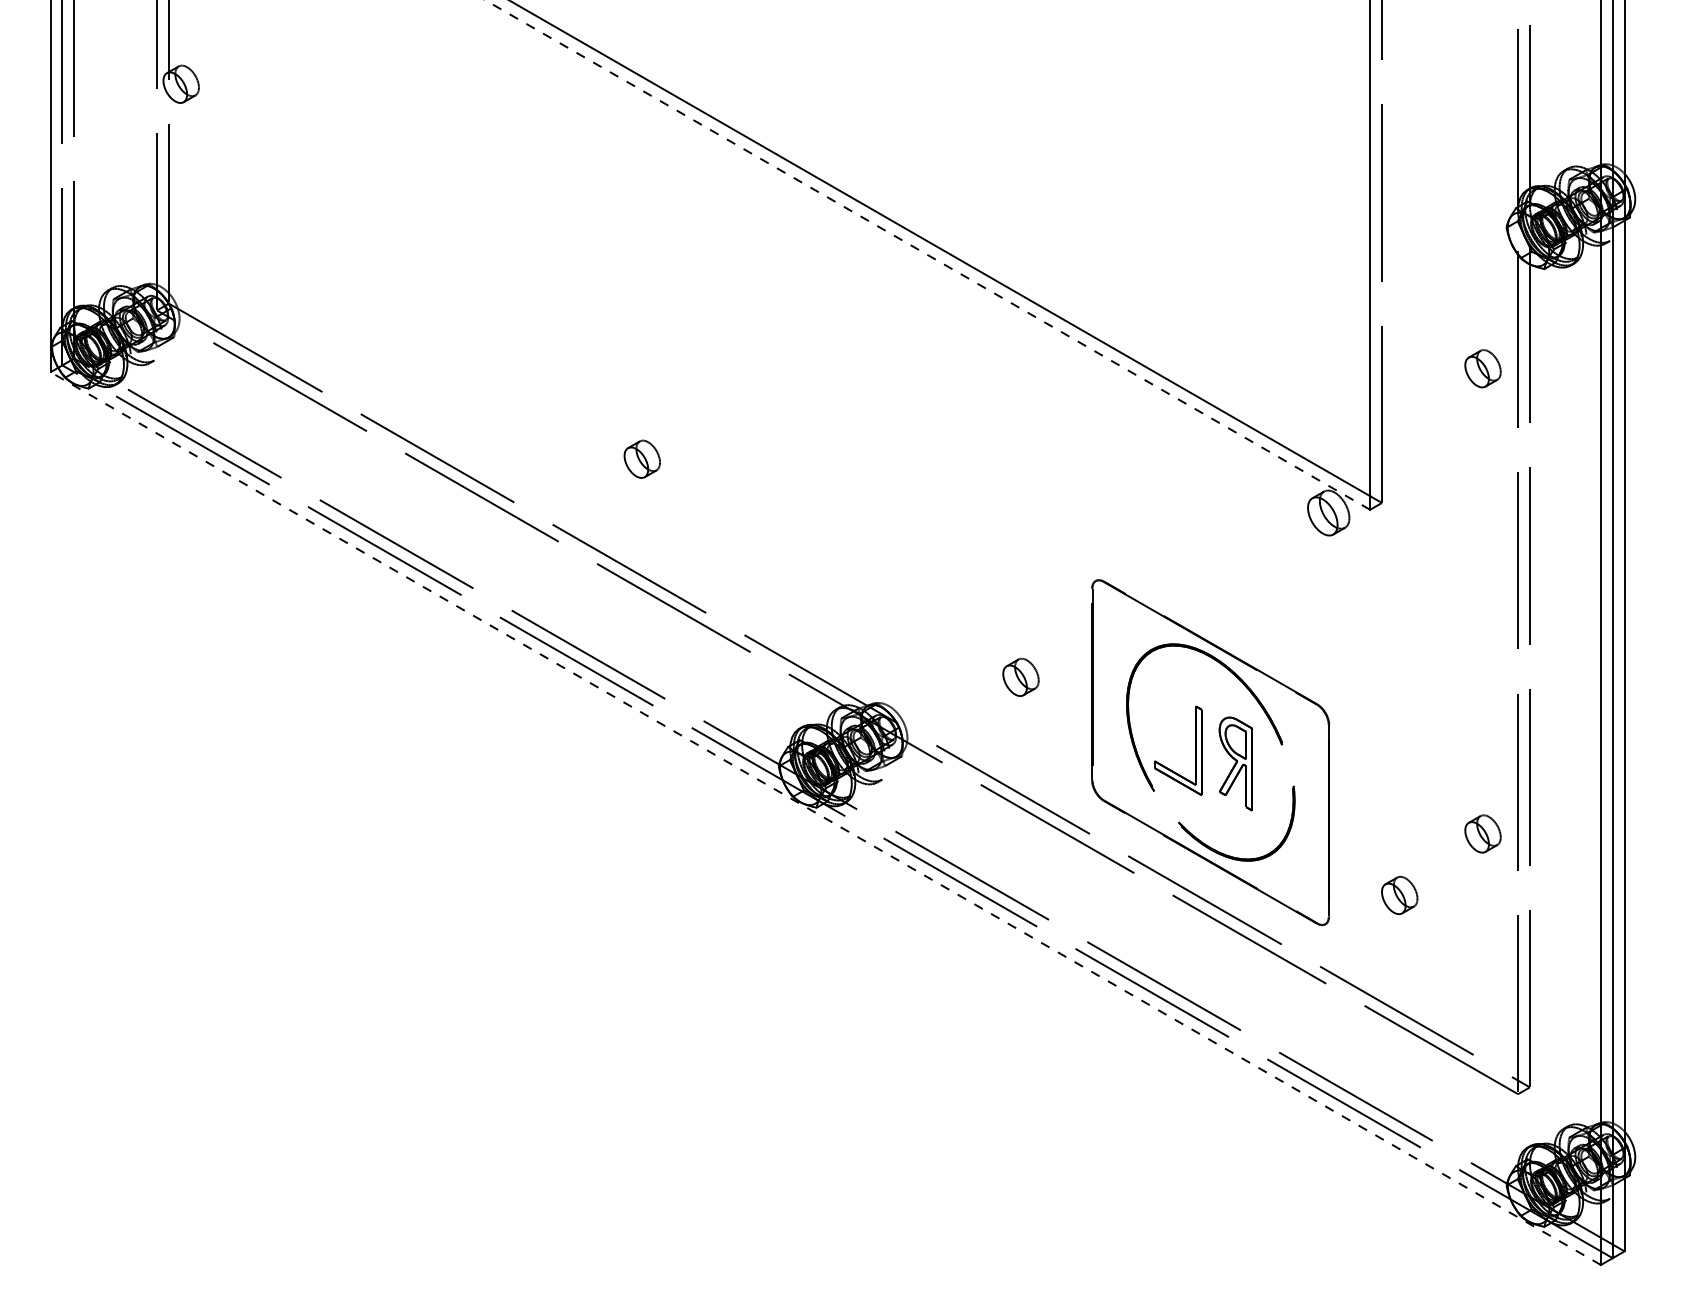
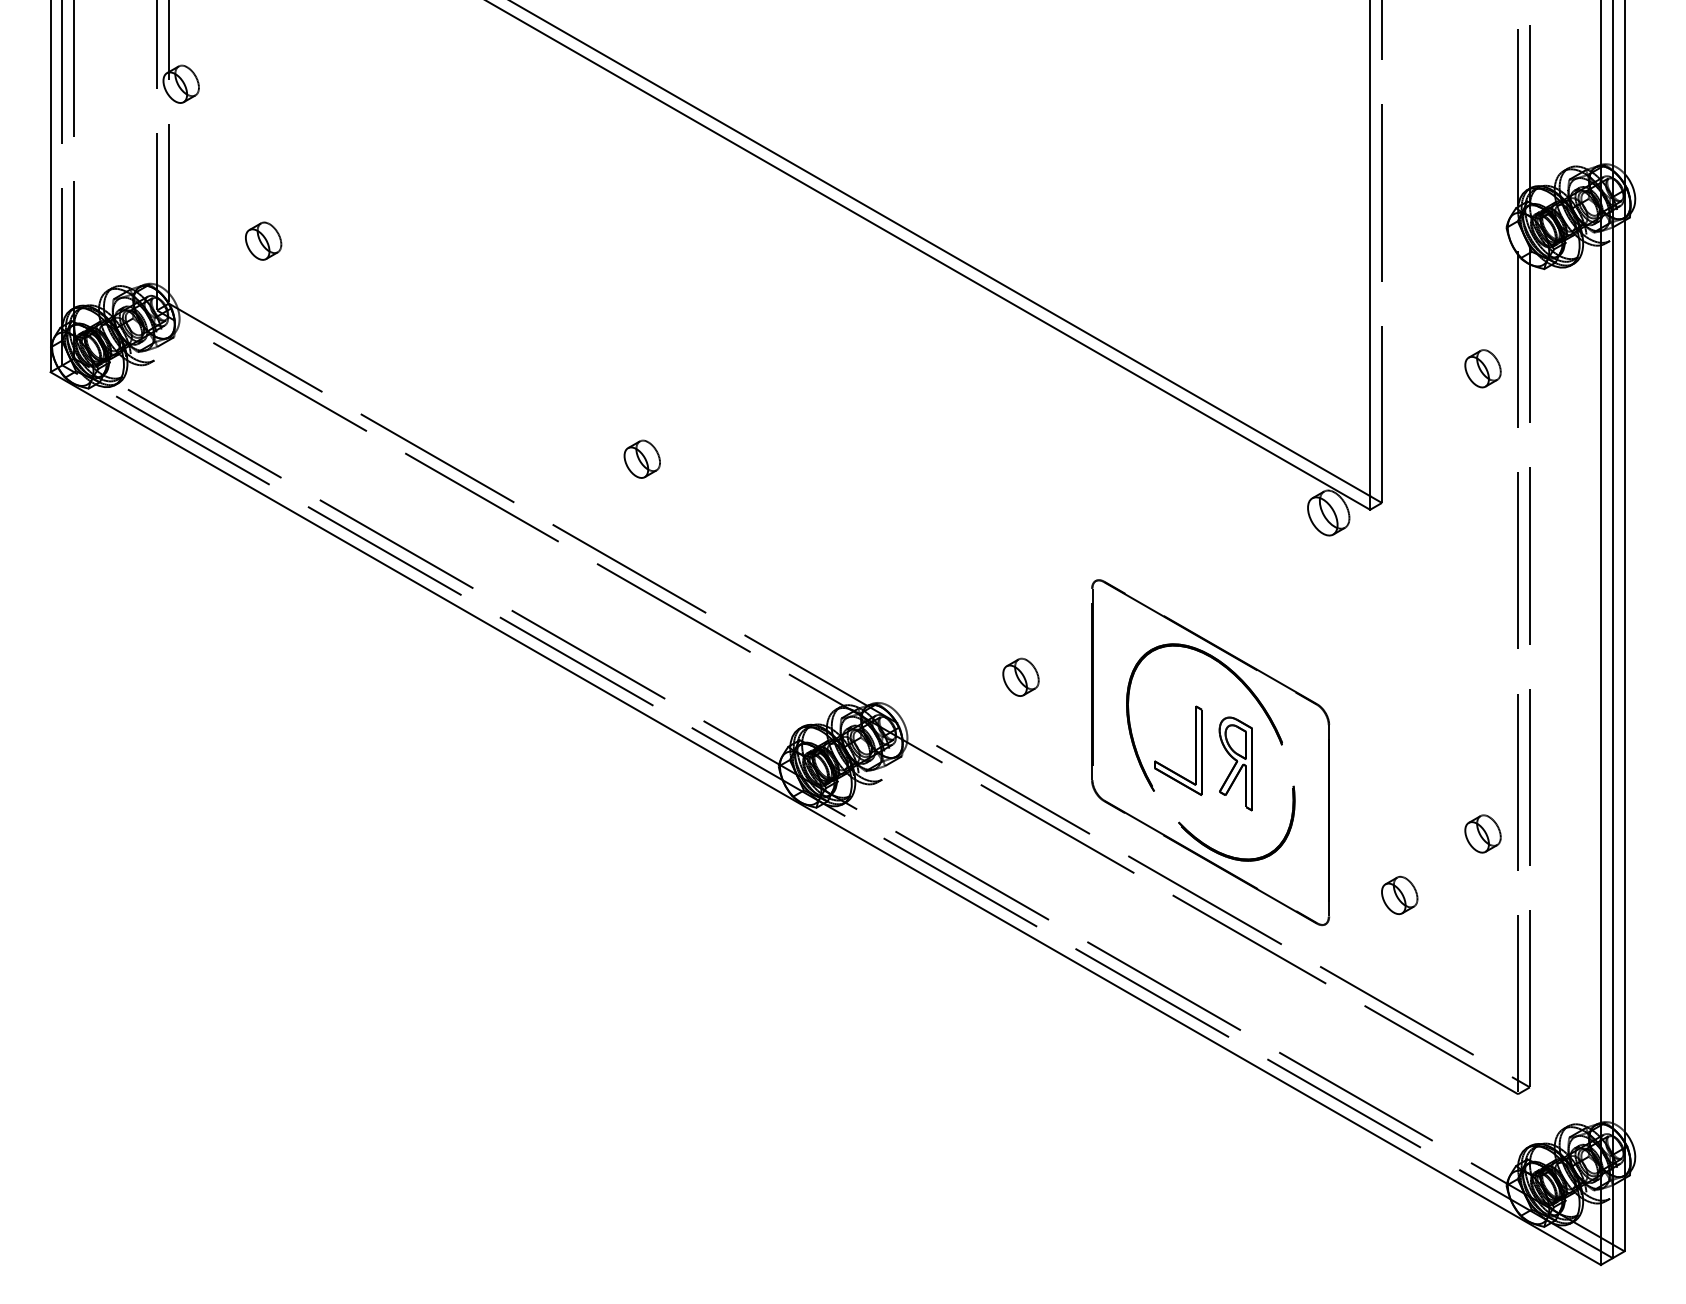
part: none -> present (263, 240)
line: dashed -> solid (927, 254)
line: dashed -> solid (825, 818)
